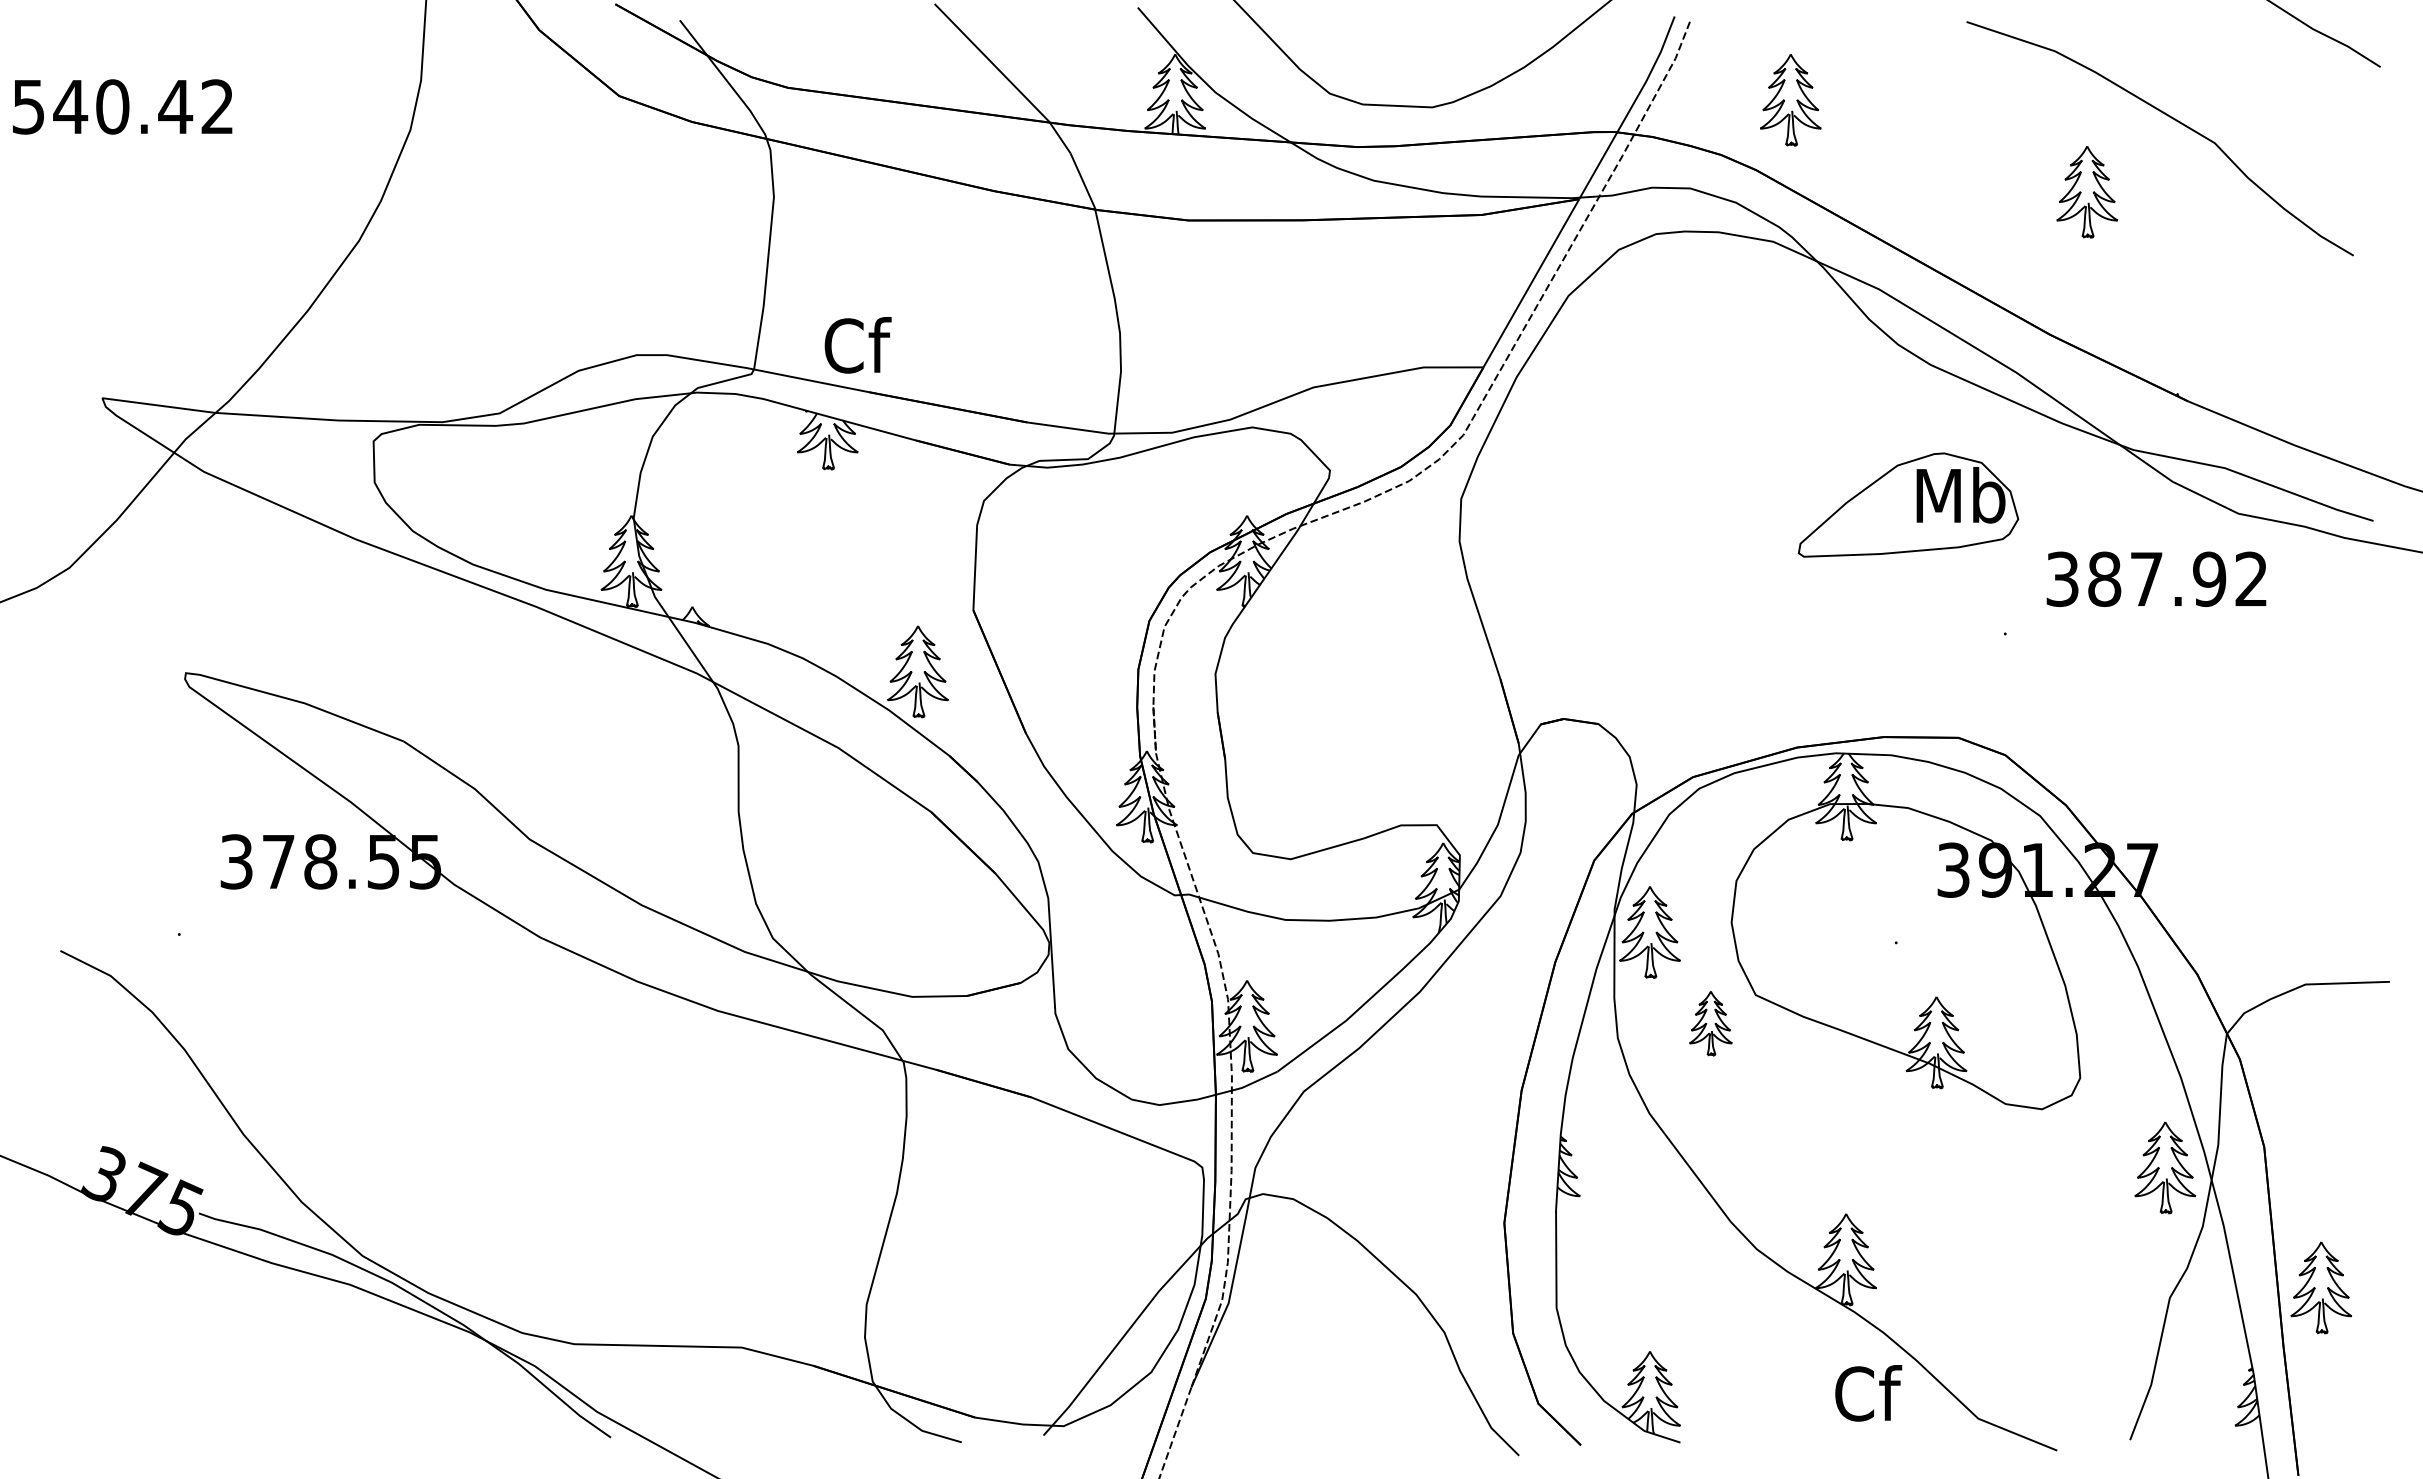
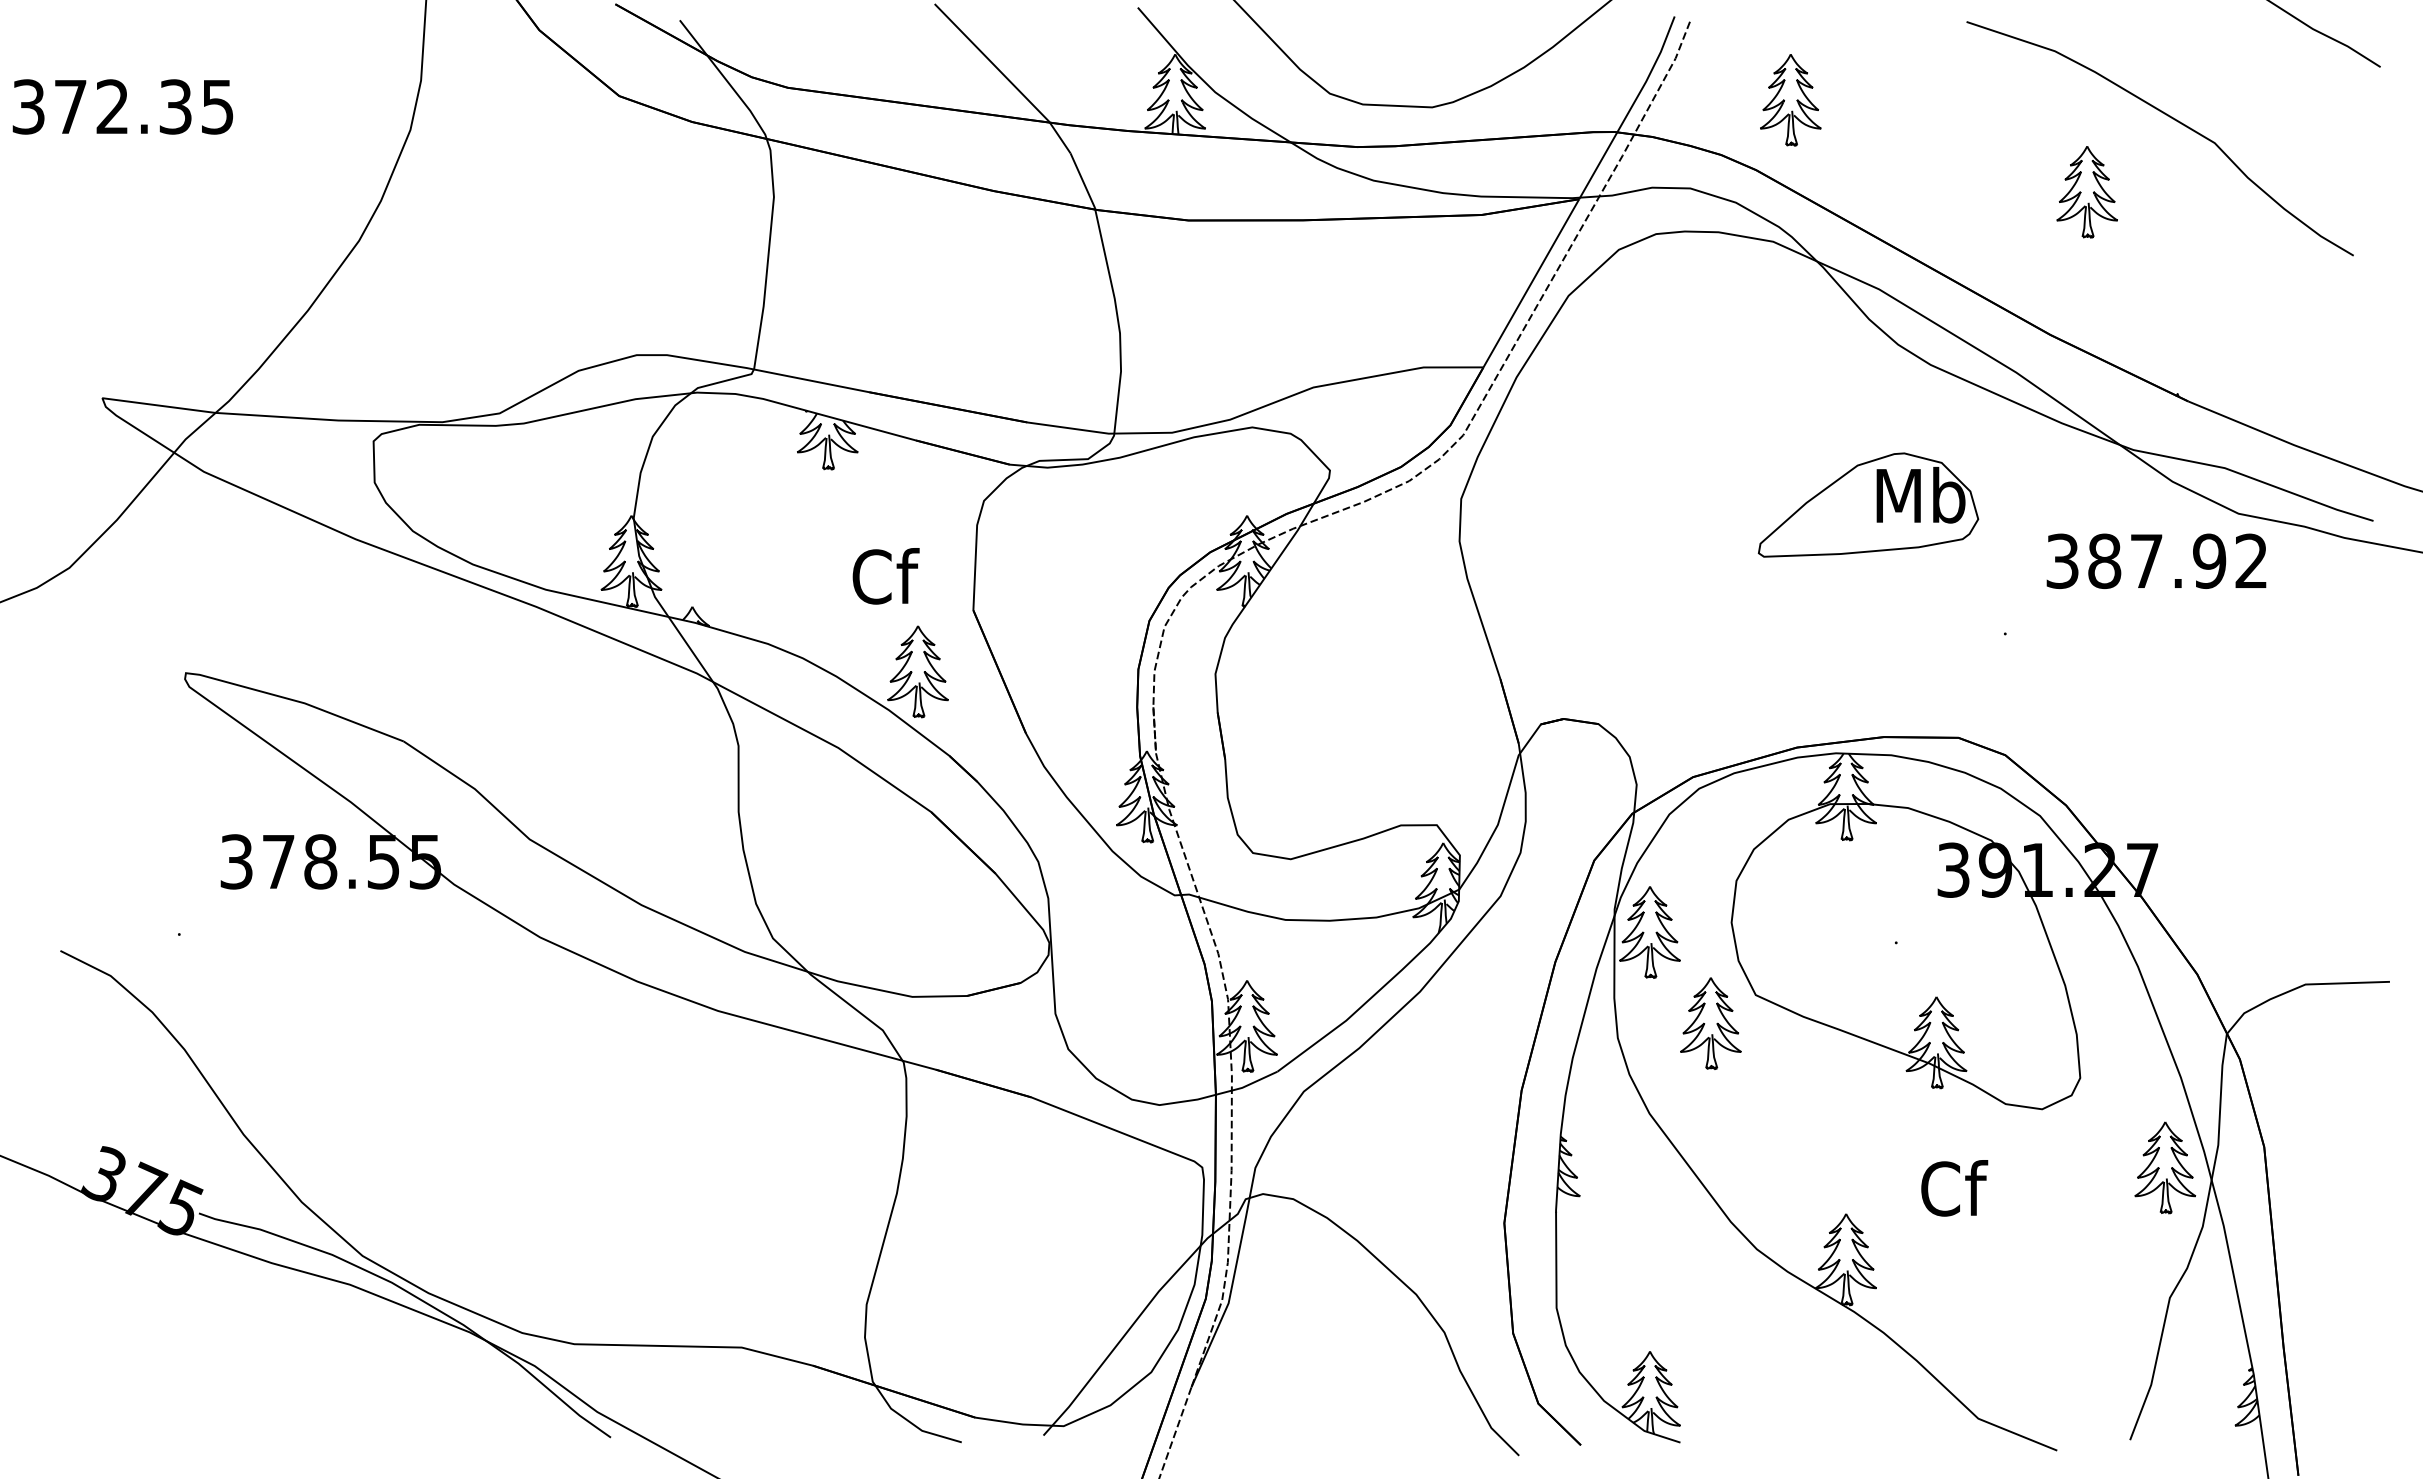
text: 540.42 -> 372.35 (123, 106)
text position: (857, 345) -> (885, 576) (885, 576)
part position: (1908, 504) -> (1868, 504) (1868, 504)
text position: (2156, 578) -> (2156, 560) (2156, 560)
part size: 44x66 px -> 62x93 px (1710, 1023)
part: present -> none (2321, 1287)
text position: (1868, 1393) -> (1954, 1188) (1954, 1188)
